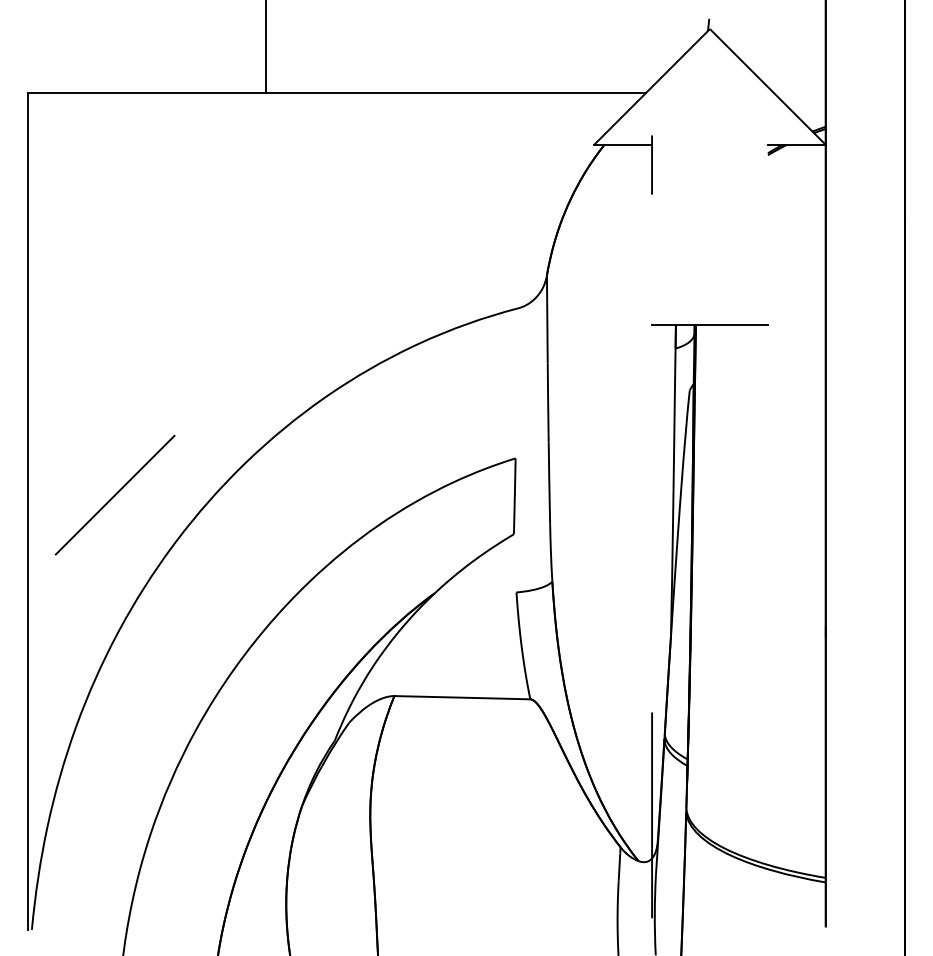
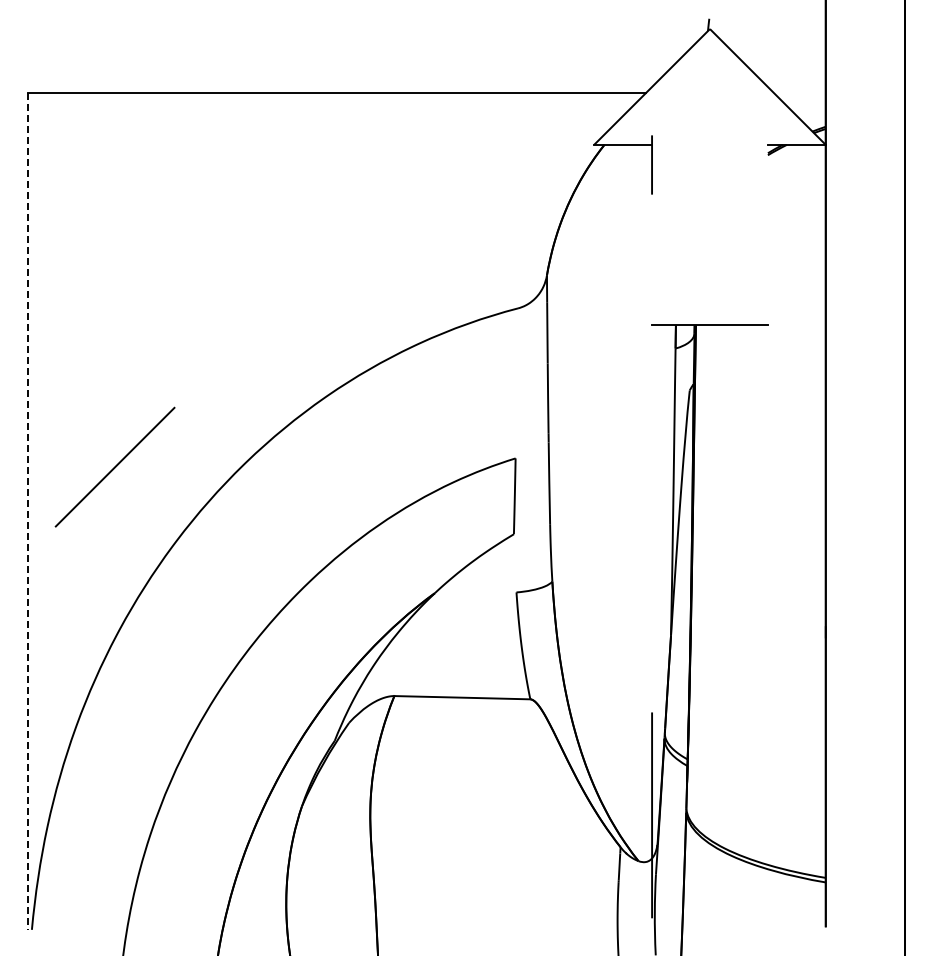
line: present -> none (266, 47)
line position: (114, 494) -> (114, 466) (114, 466)
line: solid -> dashed (27, 512)
